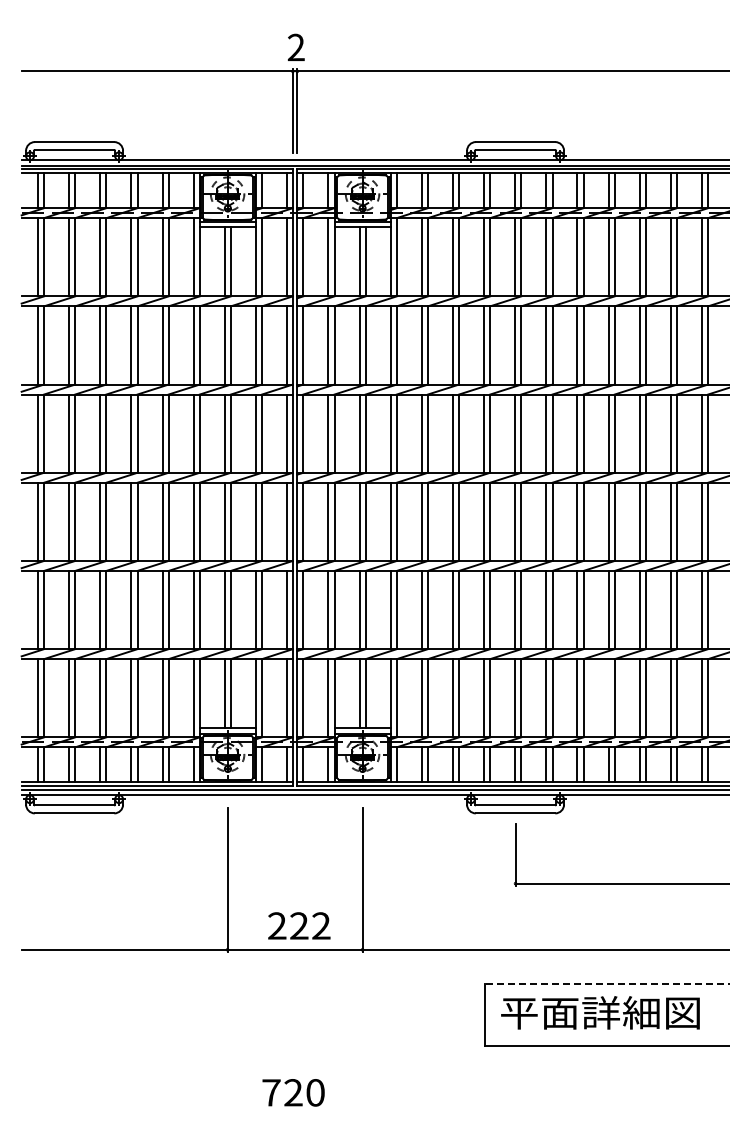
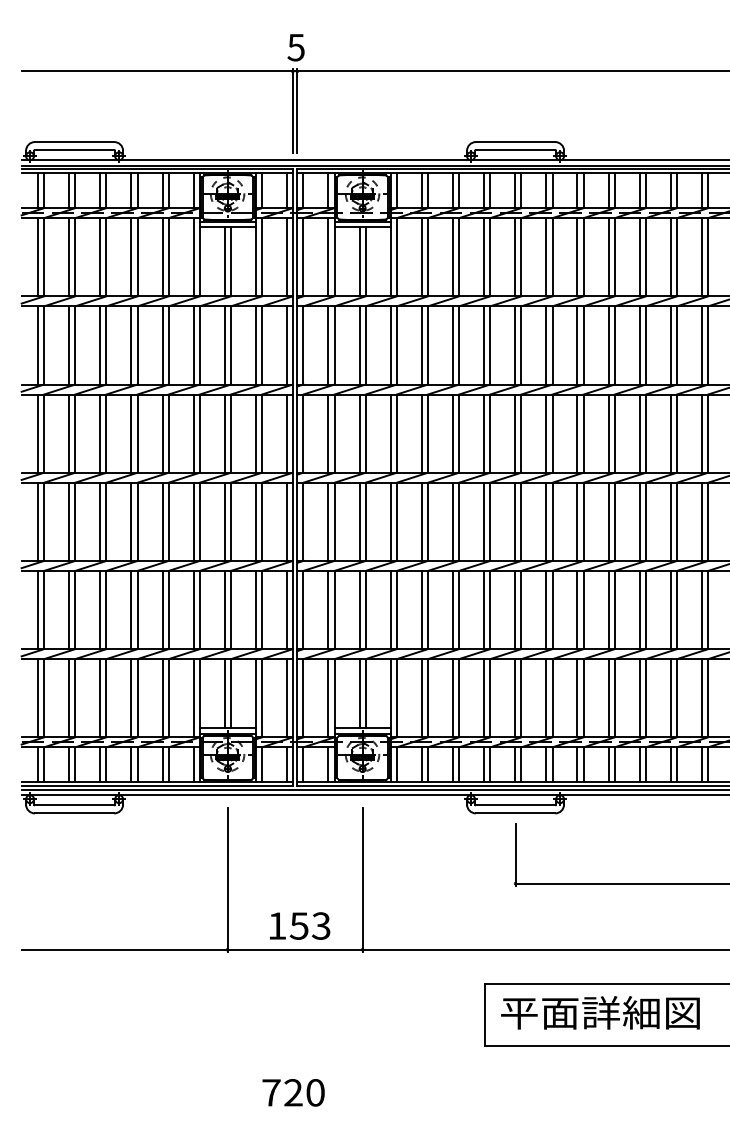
text: 2 -> 5 (295, 47)
line: none -> present (608, 698)
text: 222 -> 153 (299, 925)
line: dashed -> solid (606, 983)
